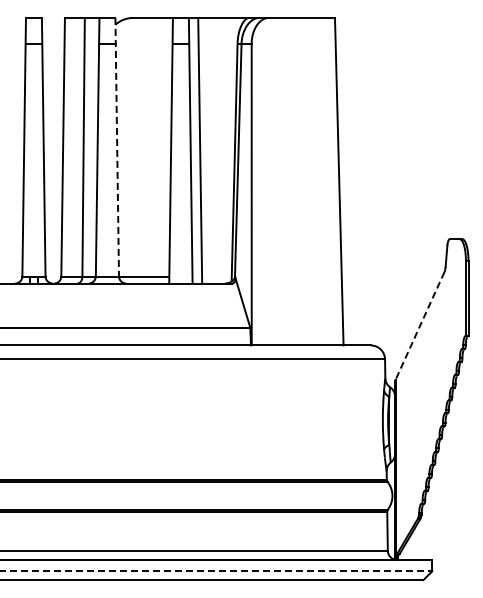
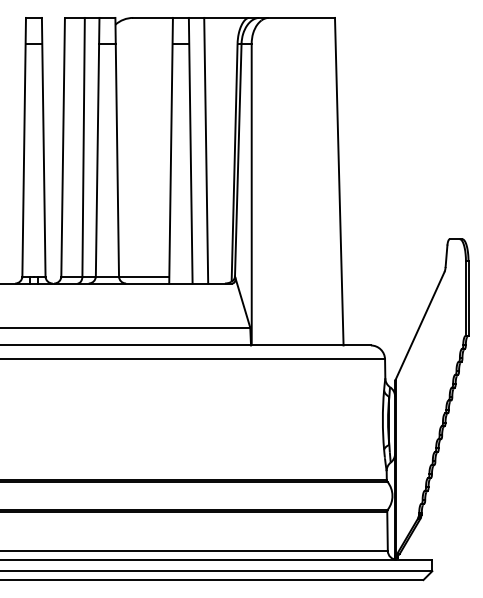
line: dashed -> solid (117, 147)
line position: (200, 150) -> (206, 150) (206, 150)
line: dashed -> solid (419, 326)
line: dashed -> solid (216, 571)
